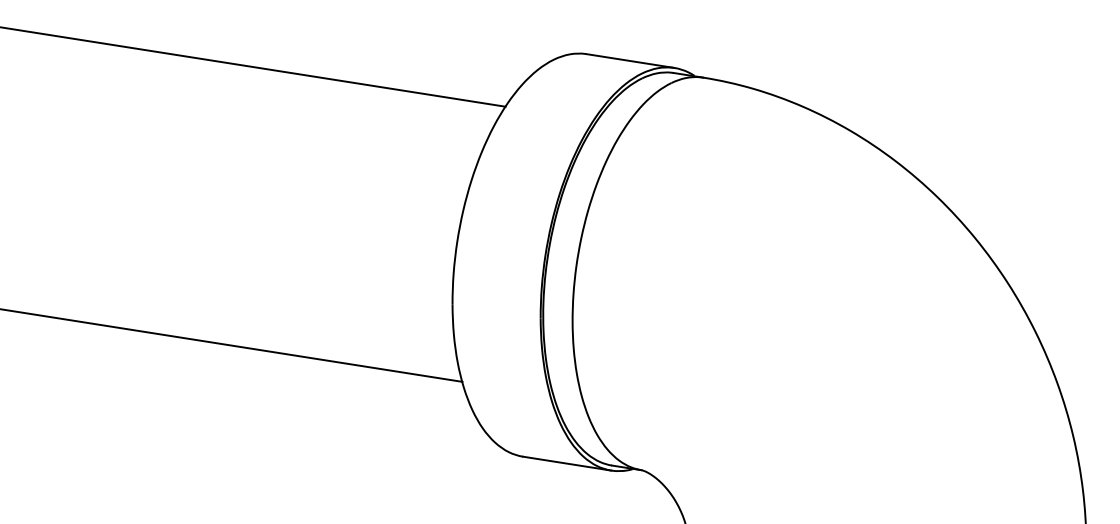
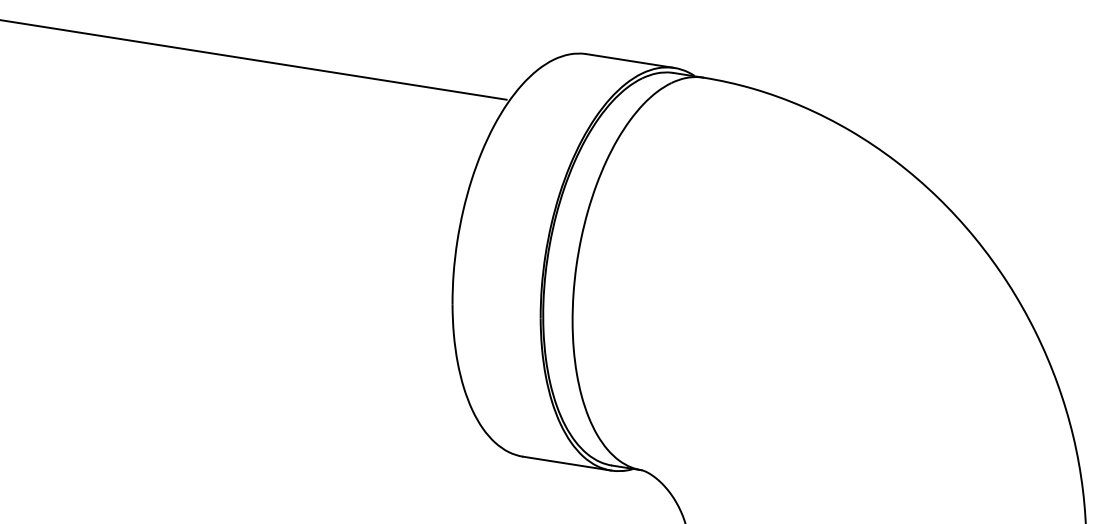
line position: (253, 66) -> (254, 59) (254, 59)
line: present -> none (232, 345)
